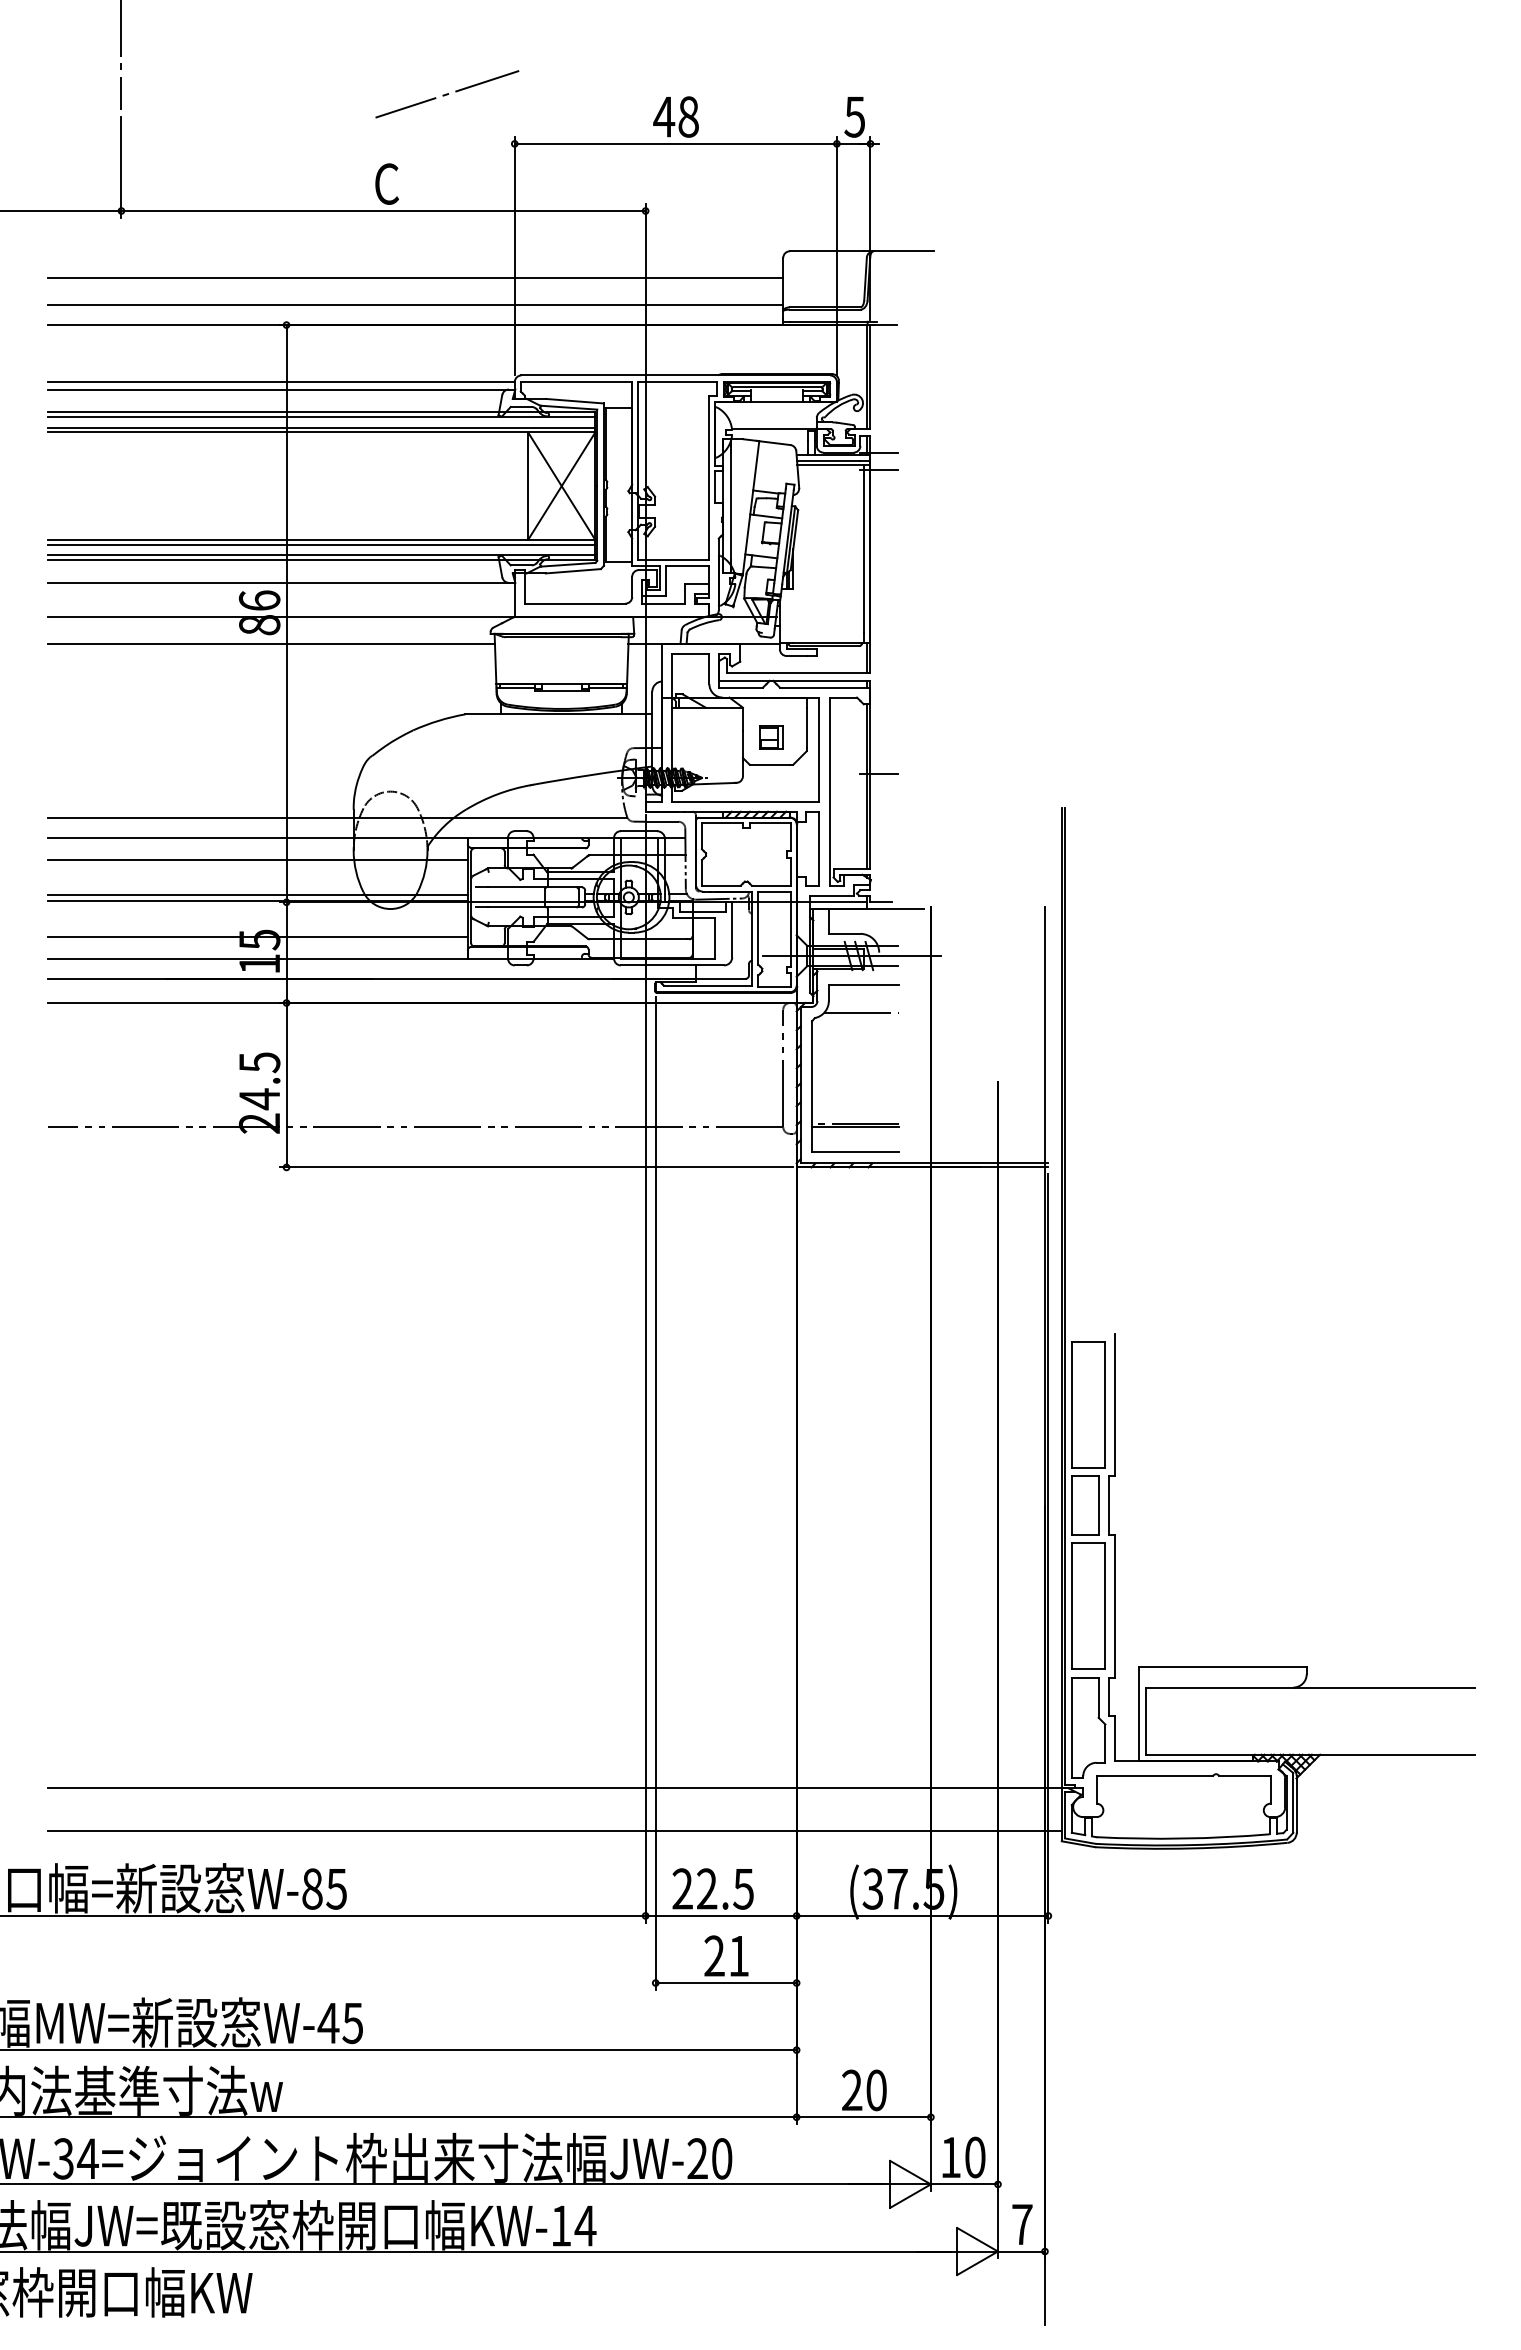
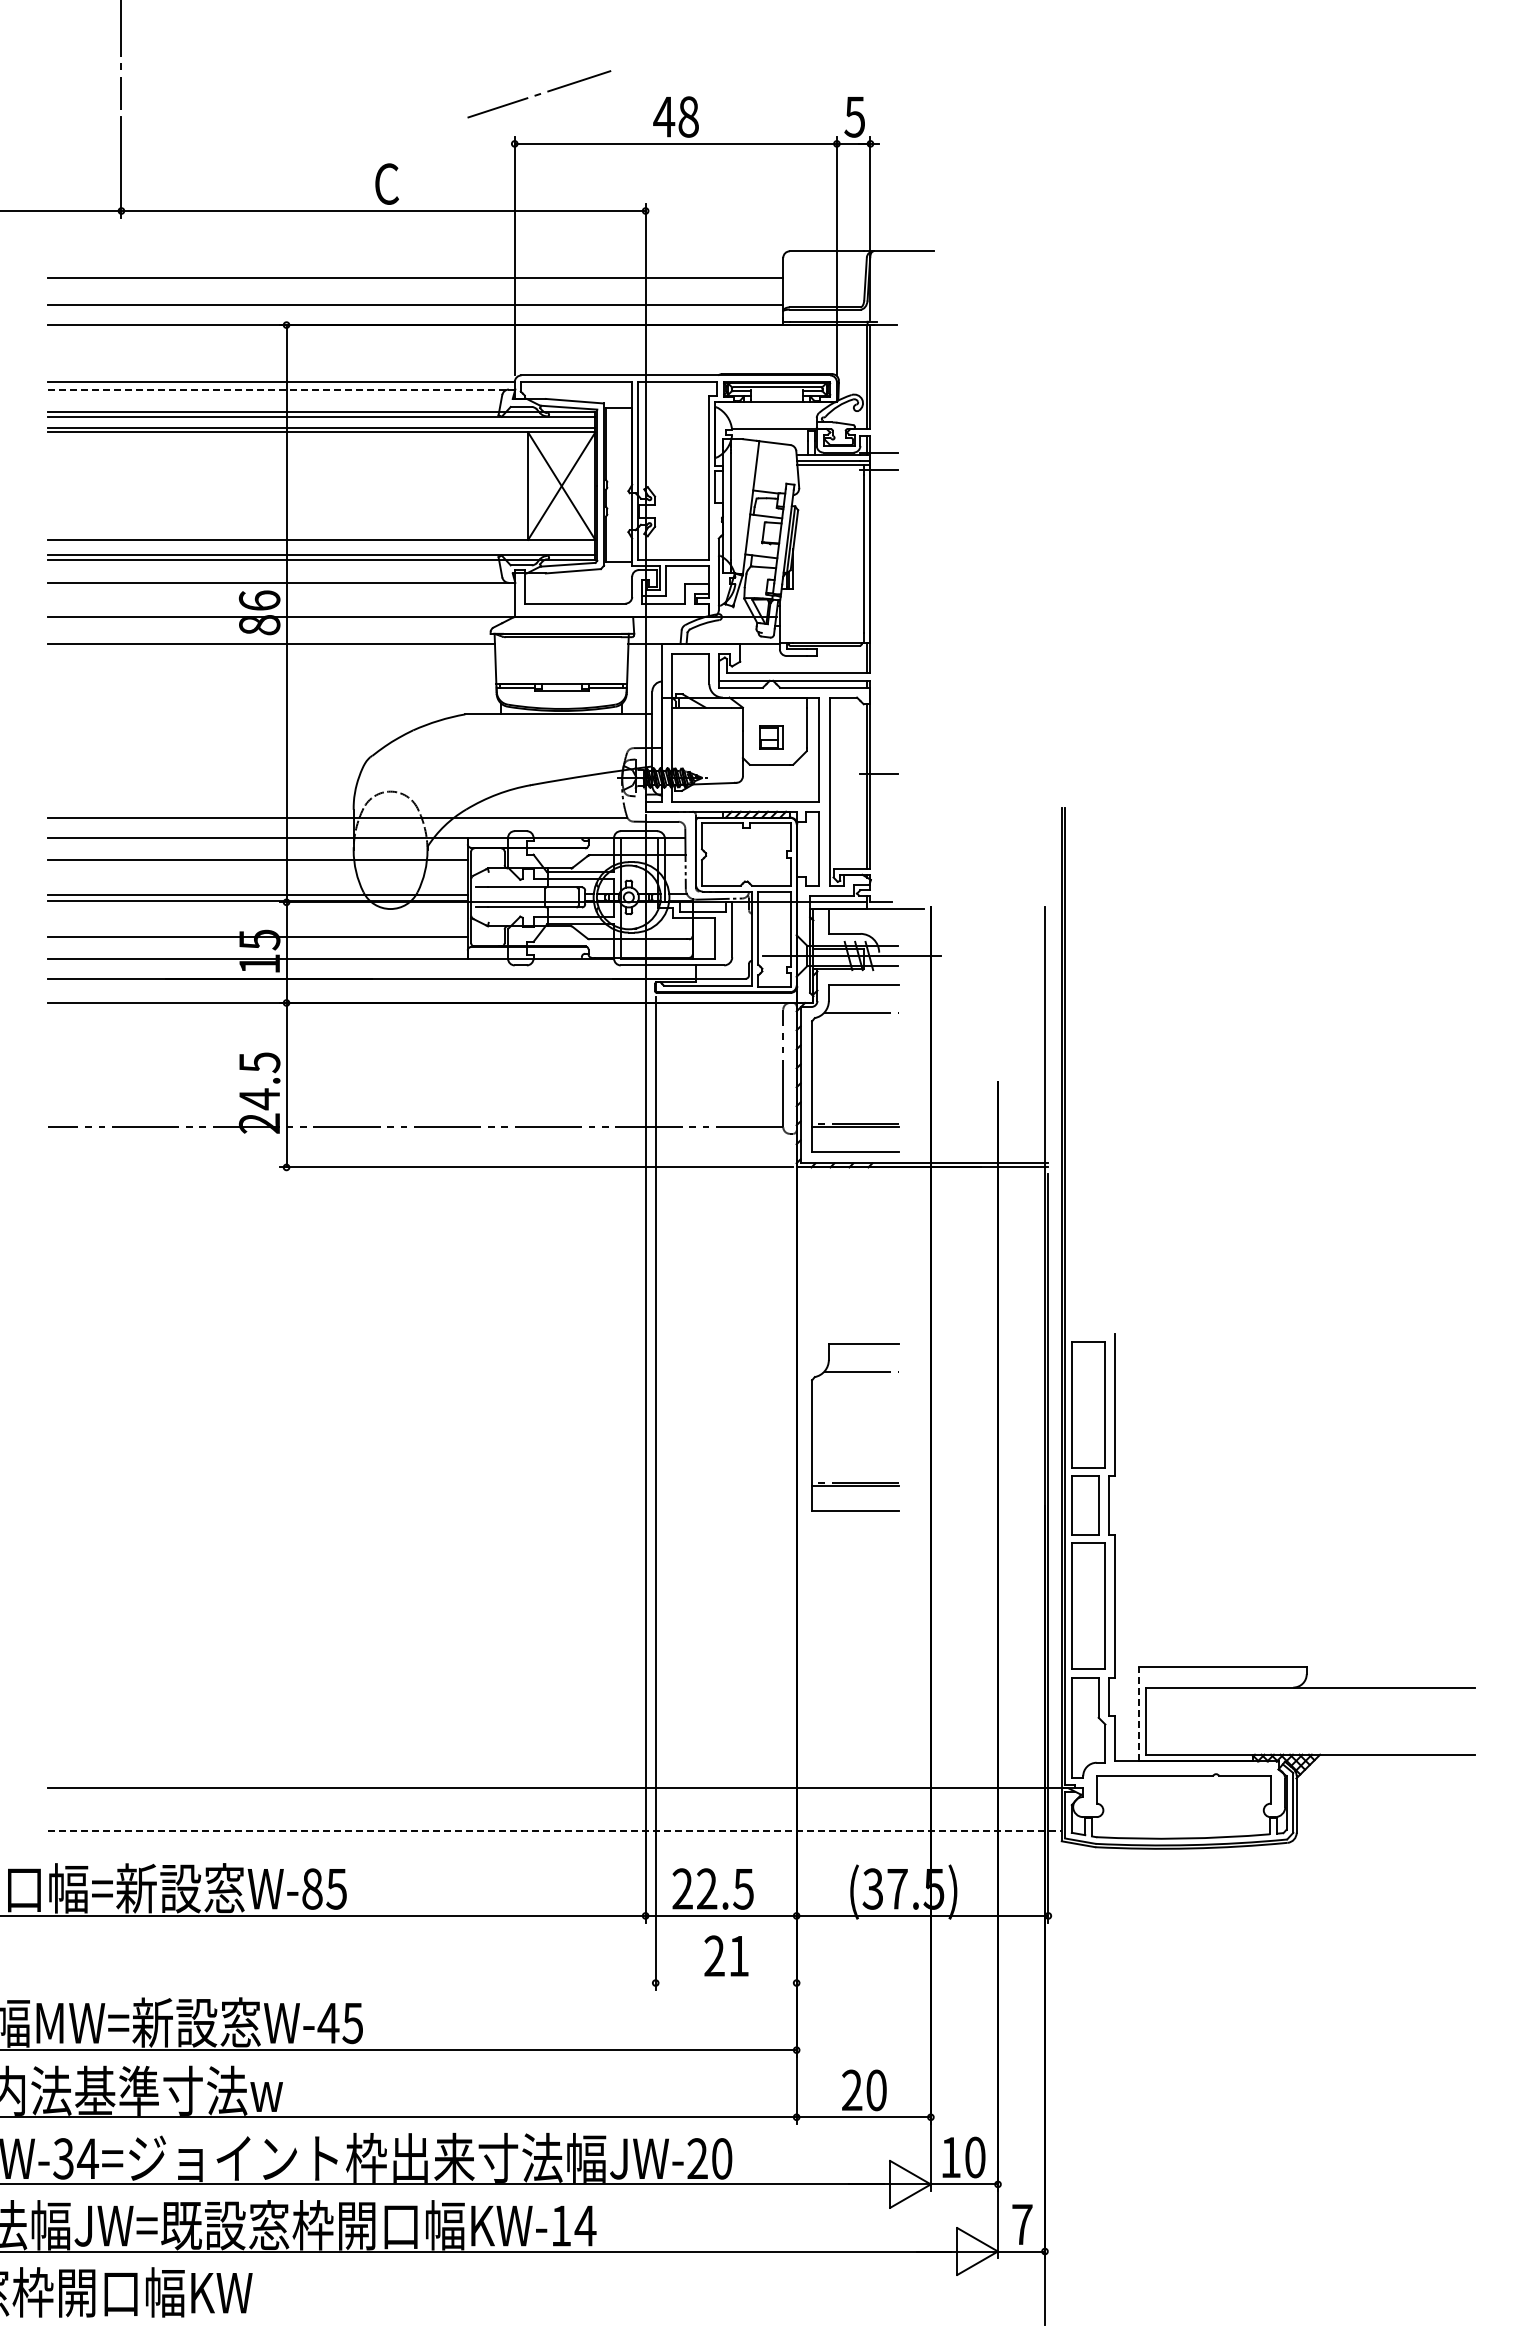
line position: (447, 94) -> (539, 94) (539, 94)
line: solid -> dashed (279, 389)
line: present -> none (321, 544)
part: none -> present (812, 1427)
line: solid -> dashed (1138, 1714)
line: solid -> dashed (555, 1831)
line: present -> none (725, 1983)
